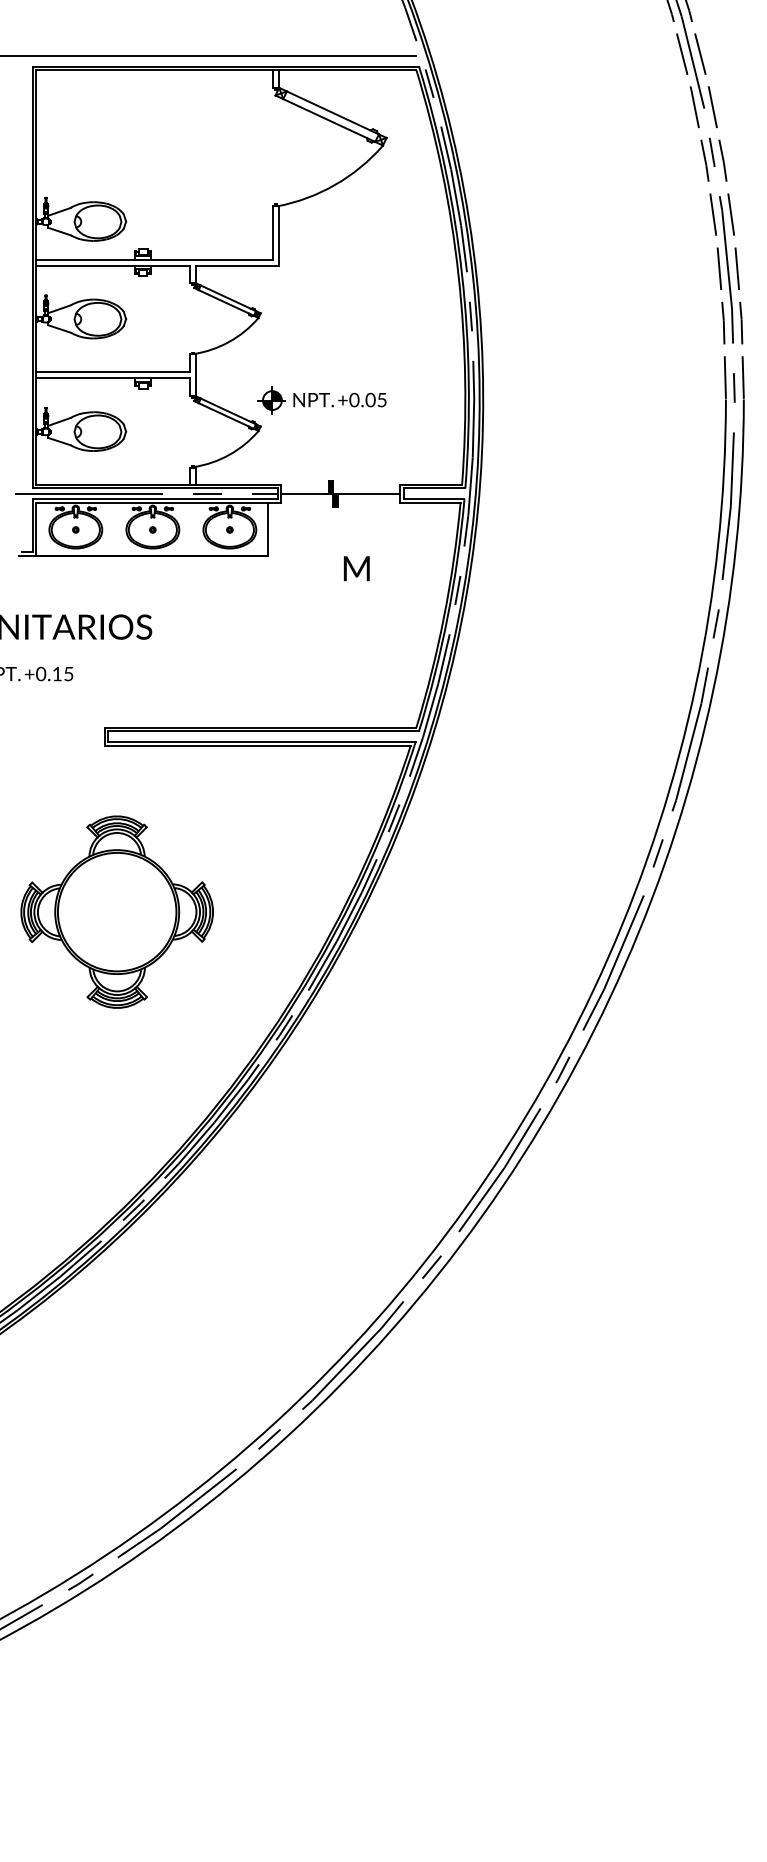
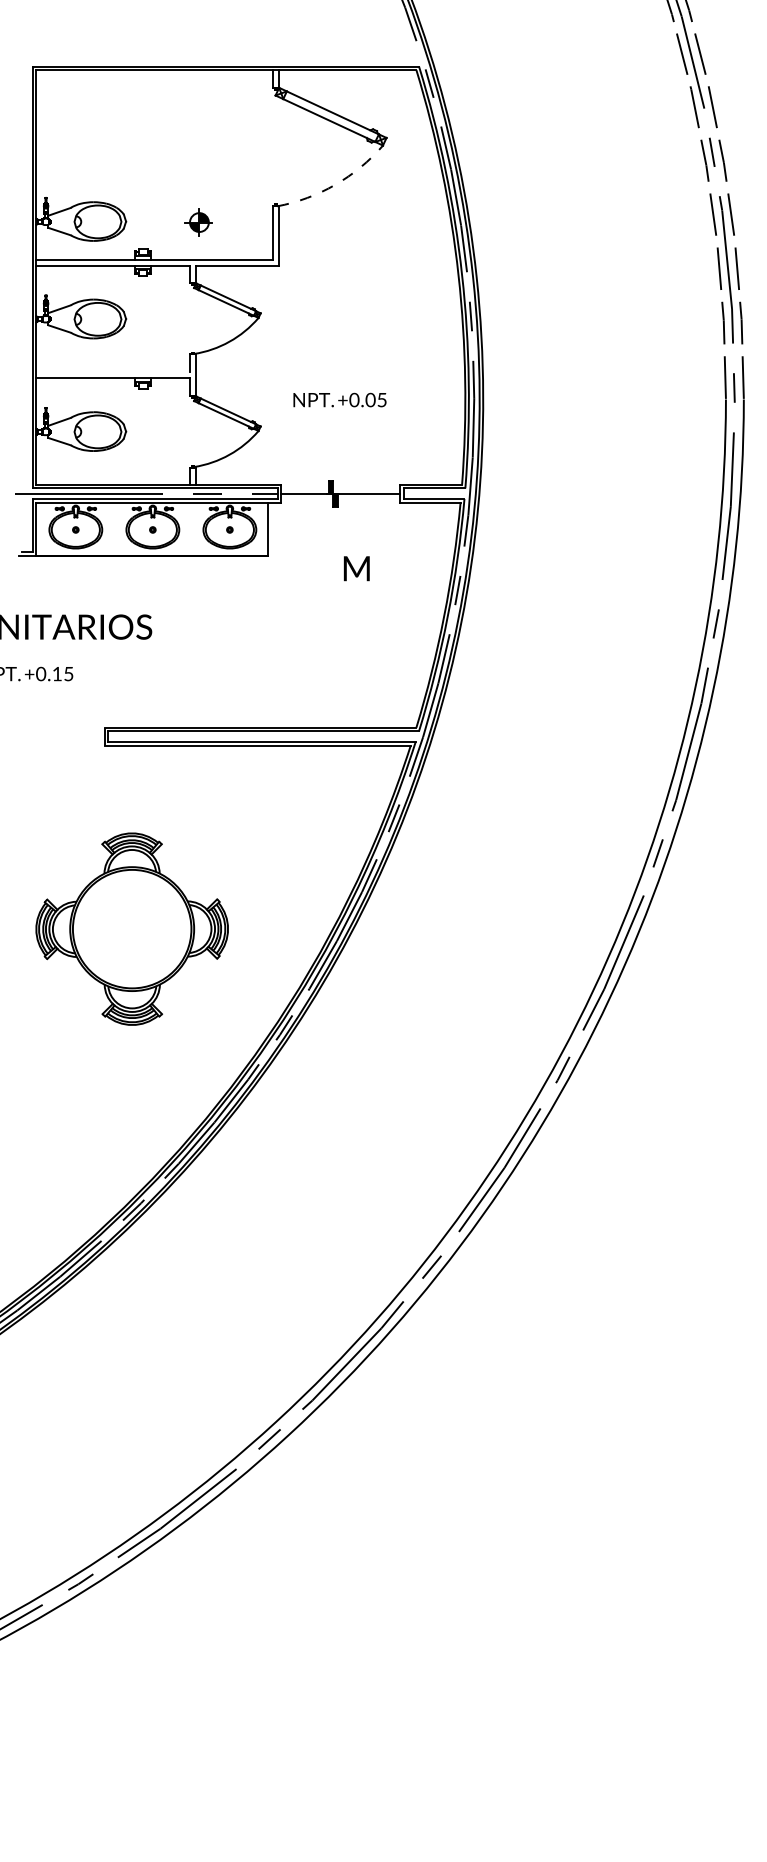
line: present -> none (208, 55)
arc: solid -> dashed (335, 184)
line: present -> none (113, 372)
part position: (271, 400) -> (198, 222) (198, 222)
part position: (116, 911) -> (131, 928) (131, 928)
